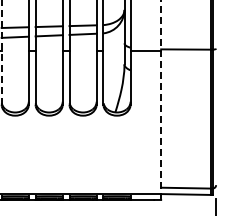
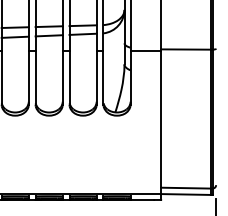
line: dashed -> solid (1, 51)
line: dashed -> solid (161, 100)
